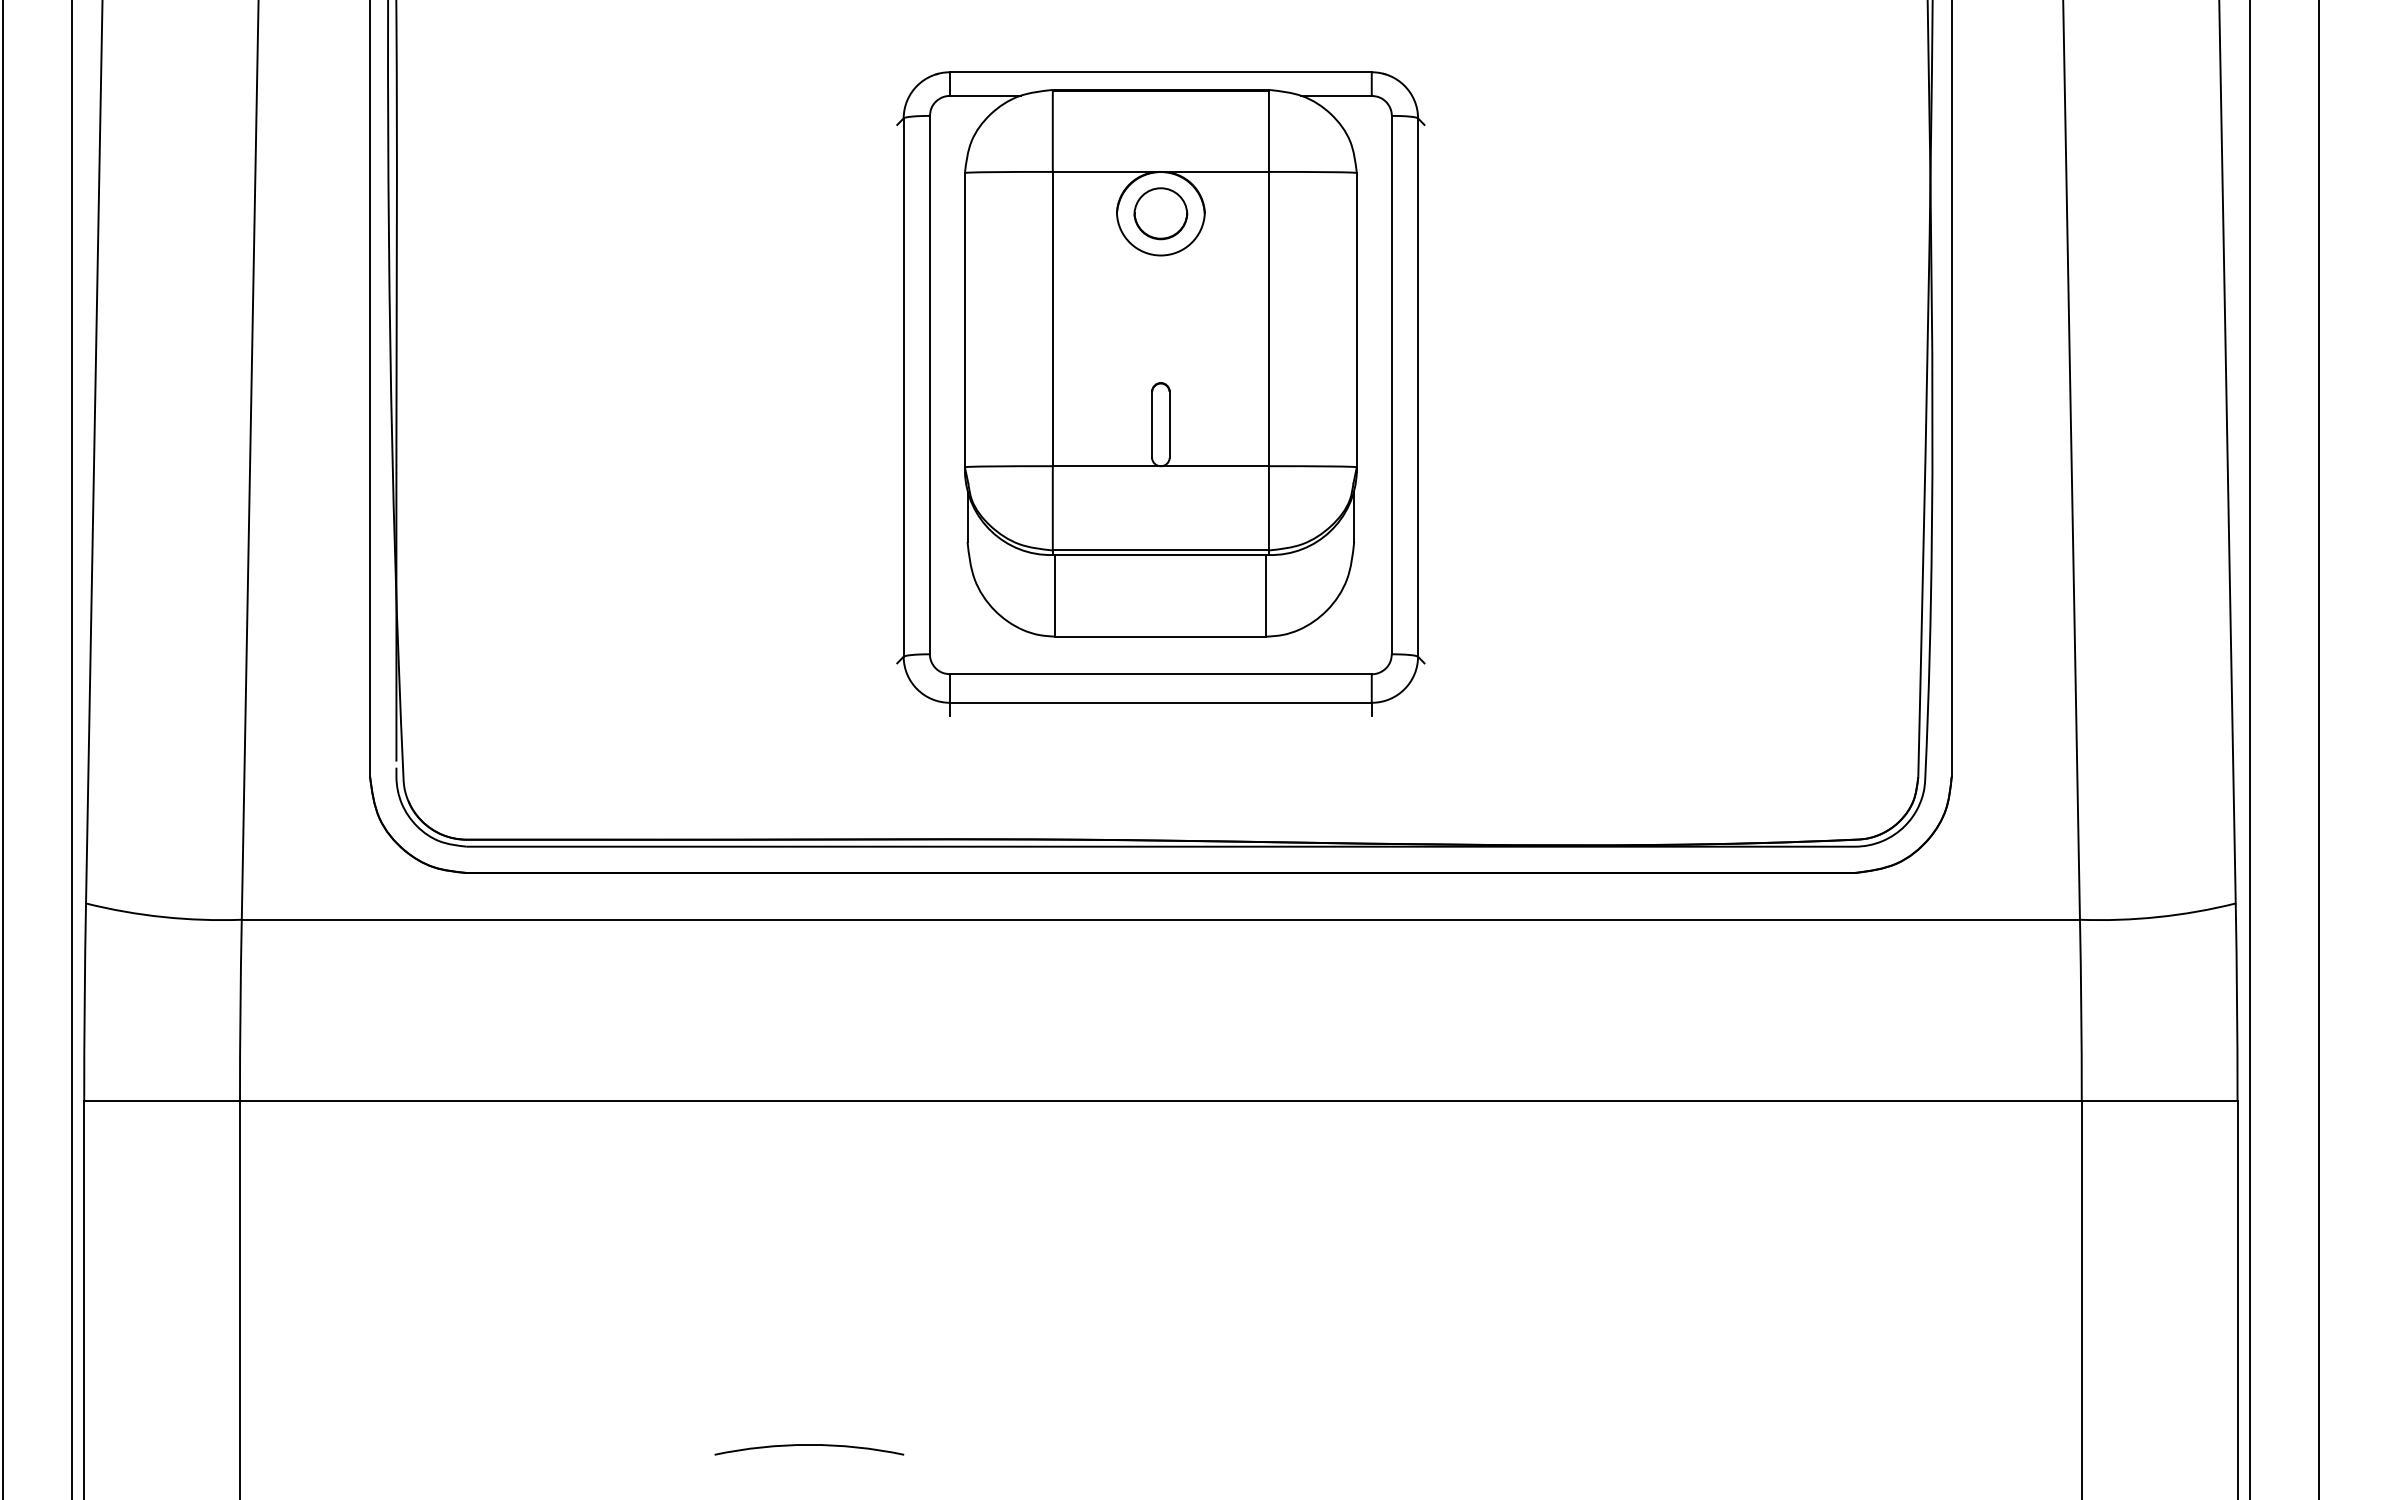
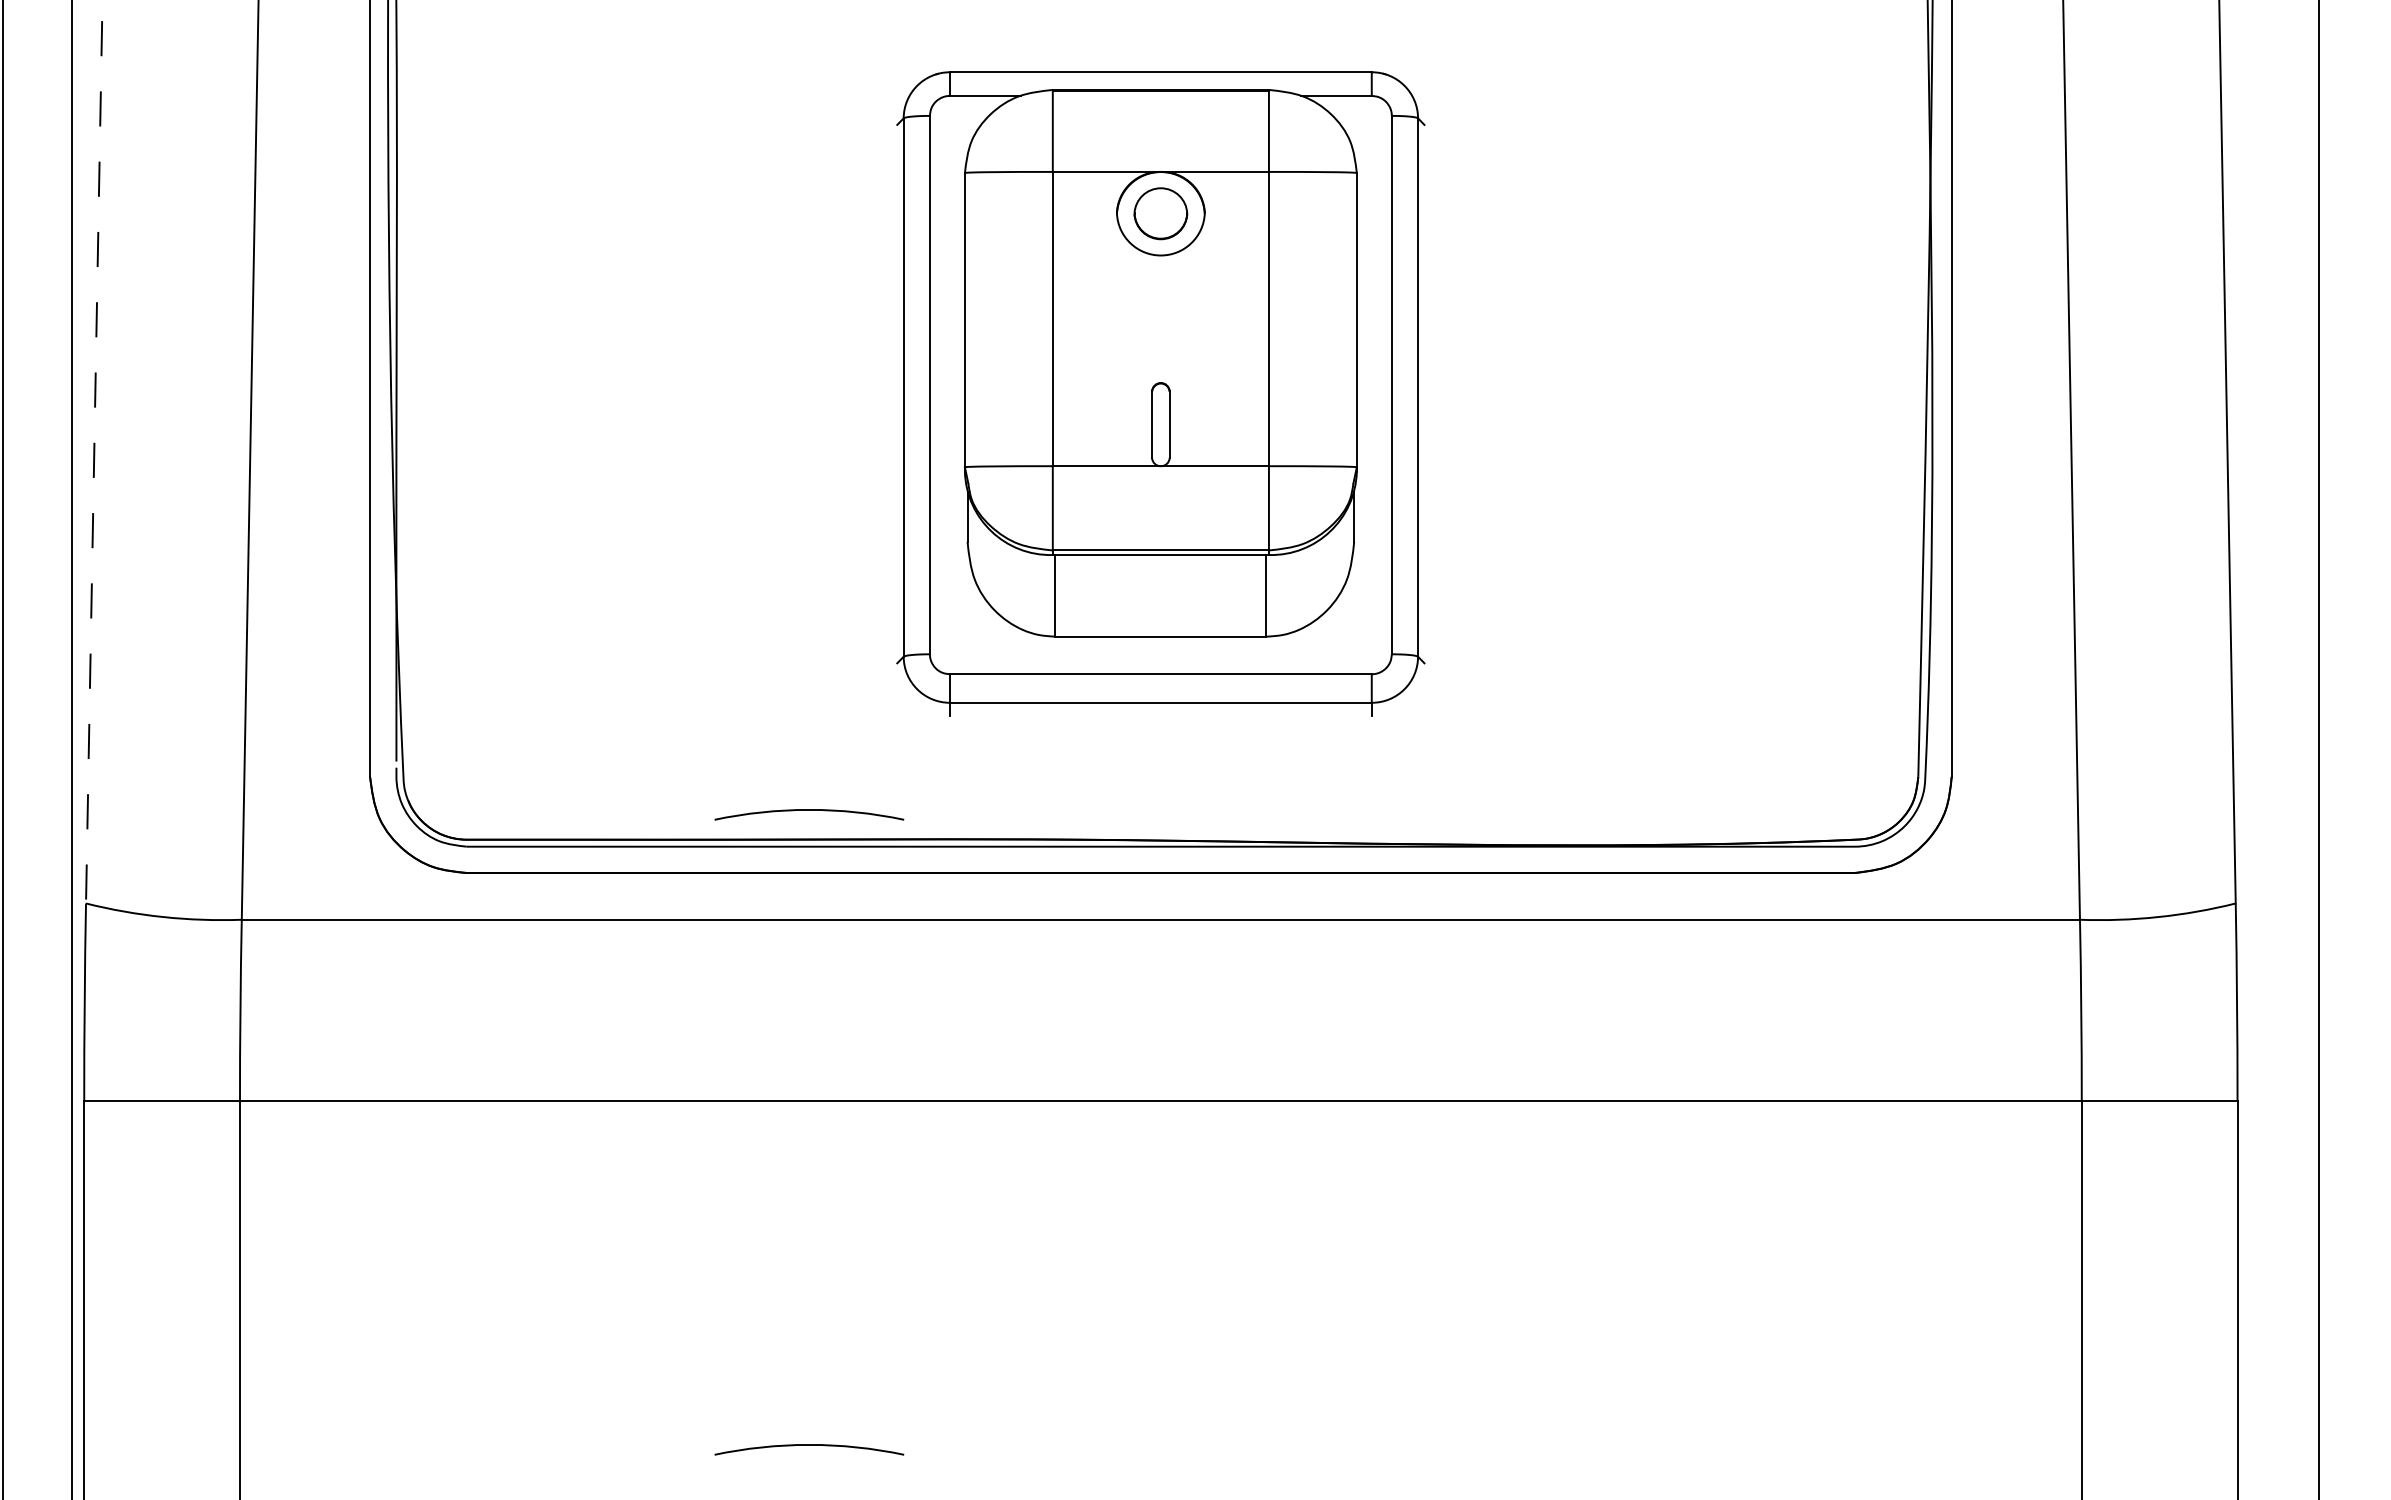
line: solid -> dashed (94, 452)
line: present -> none (2250, 749)
arc: none -> present (809, 810)
